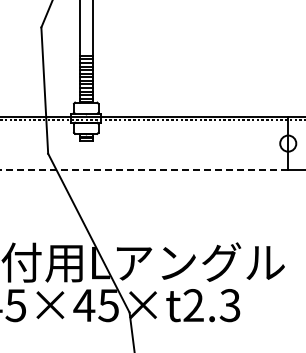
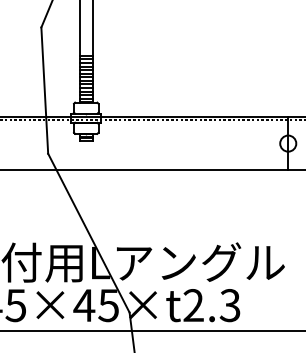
line: dashed -> solid (143, 170)
line: none -> present (152, 331)
